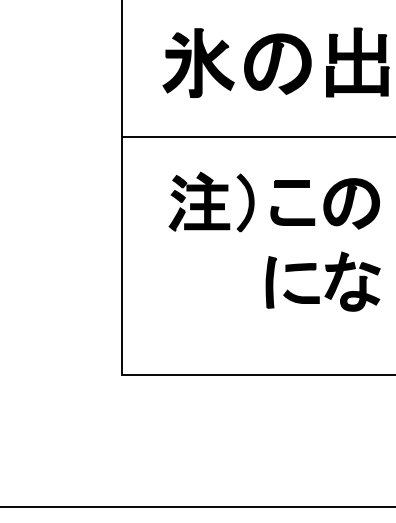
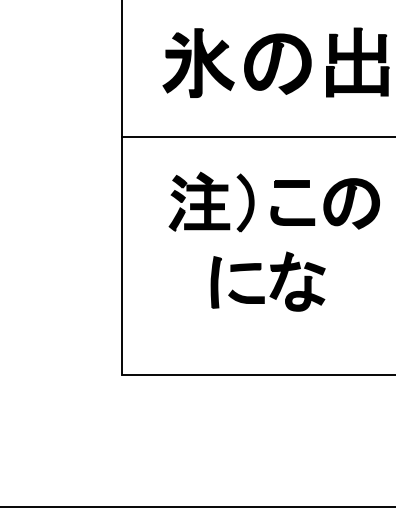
part position: (330, 284) -> (275, 284) (275, 284)
